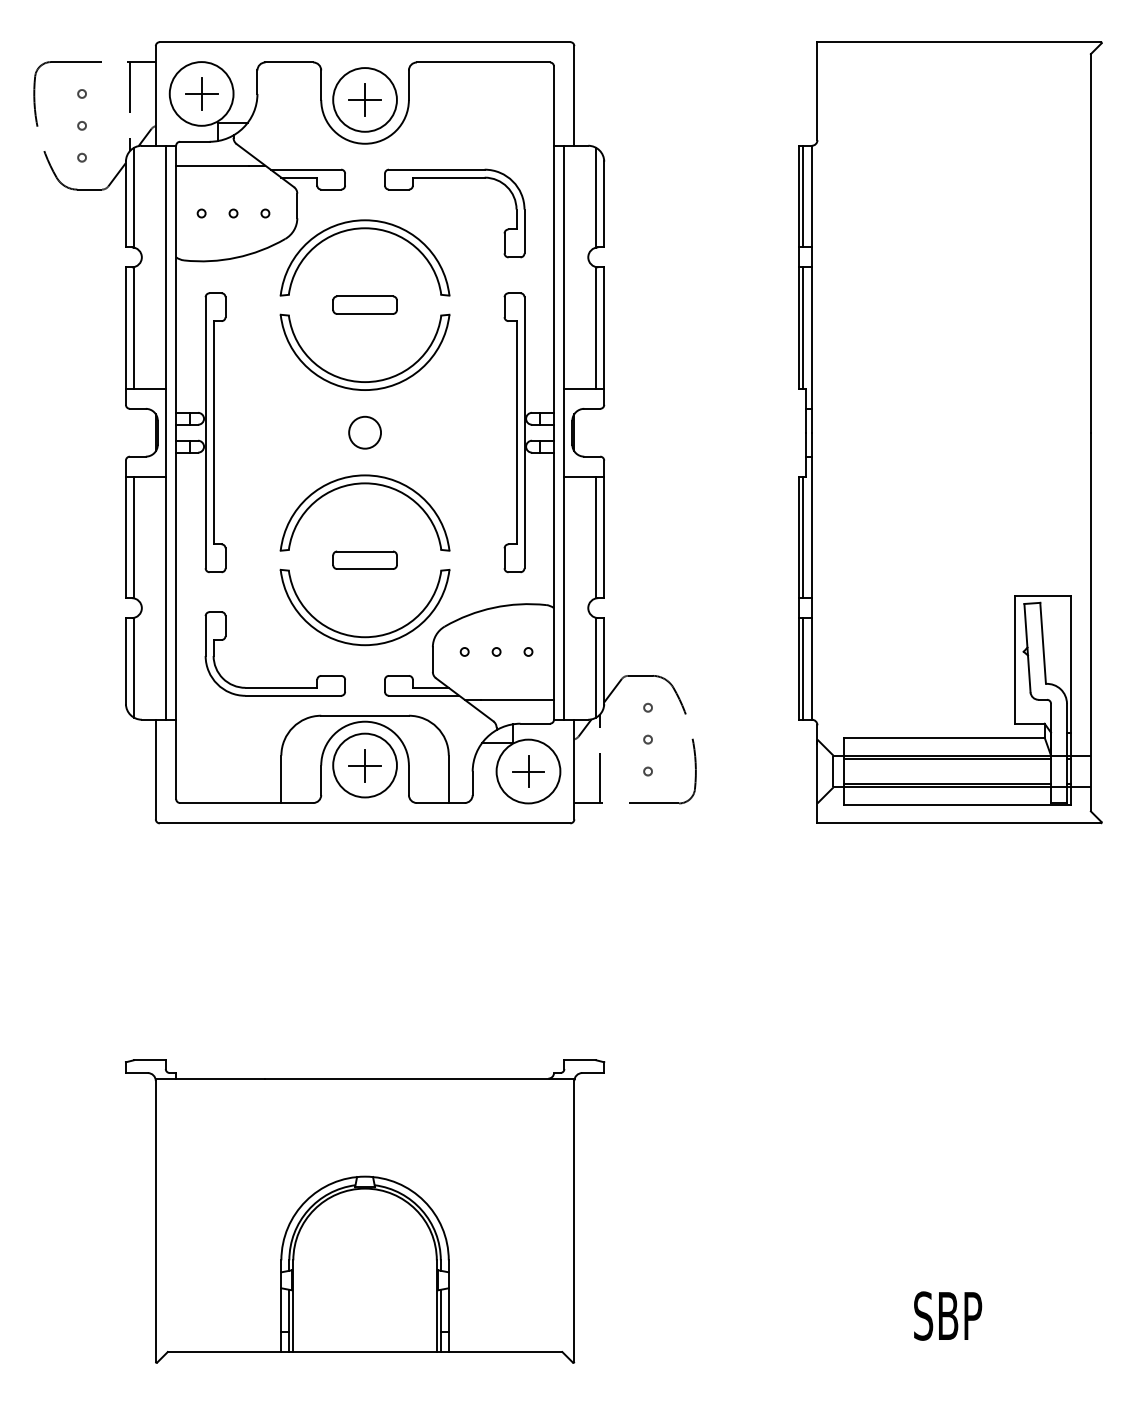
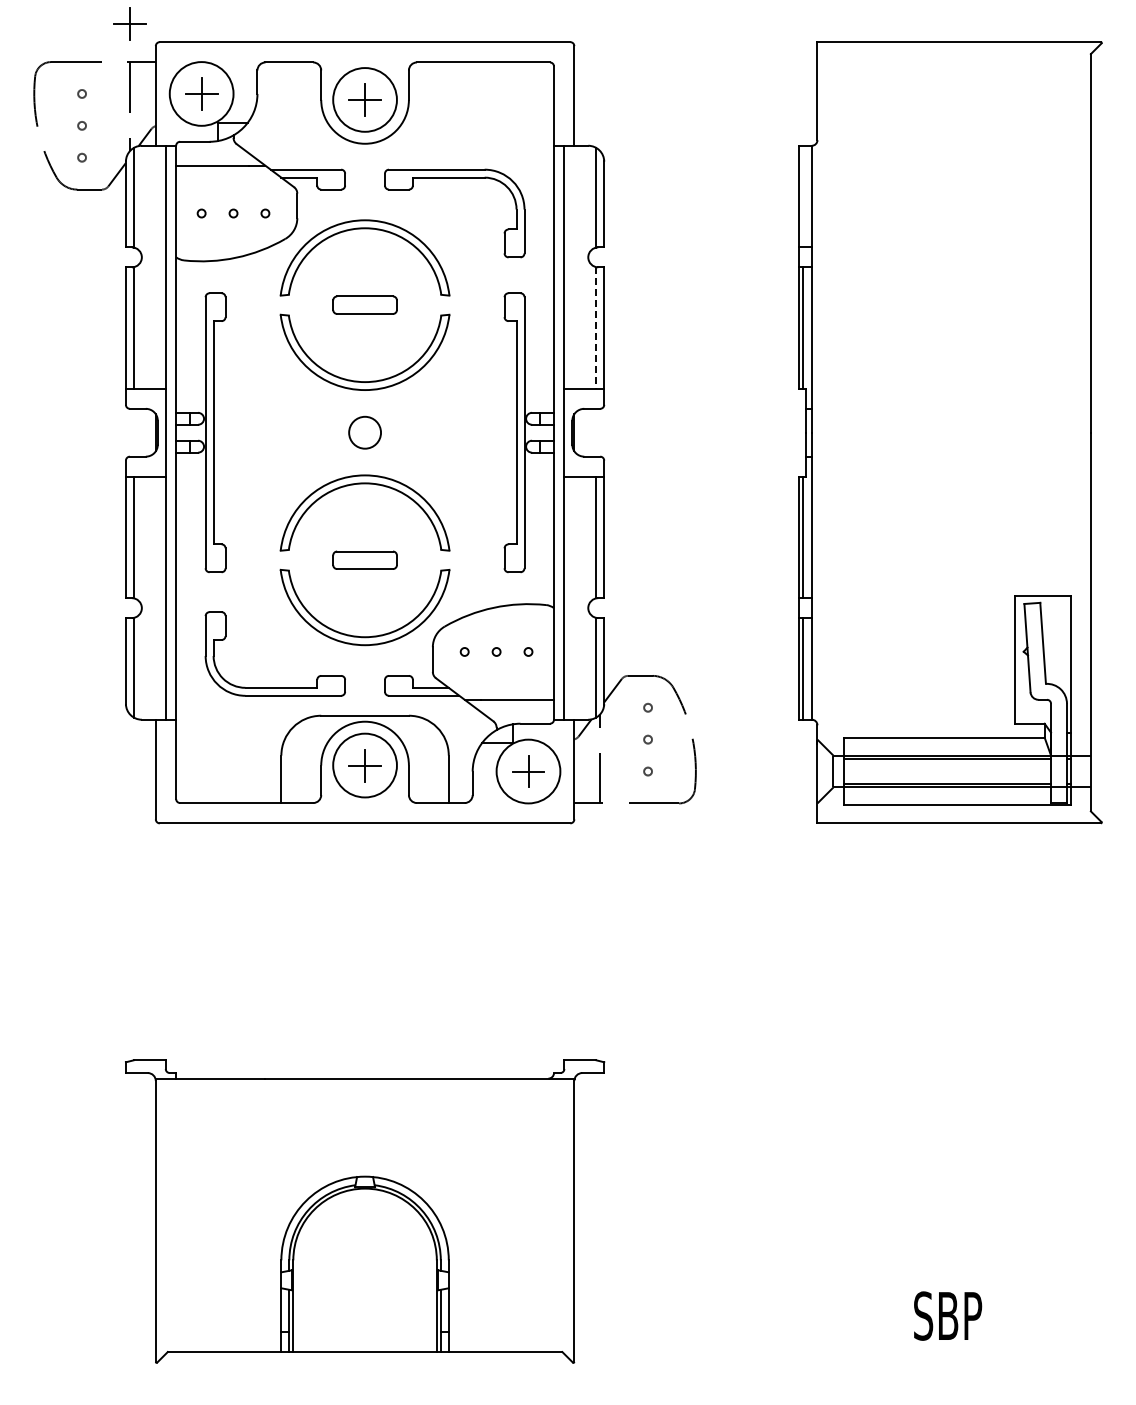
part: none -> present (129, 23)
line: present -> none (803, 196)
line: solid -> dashed (596, 328)
